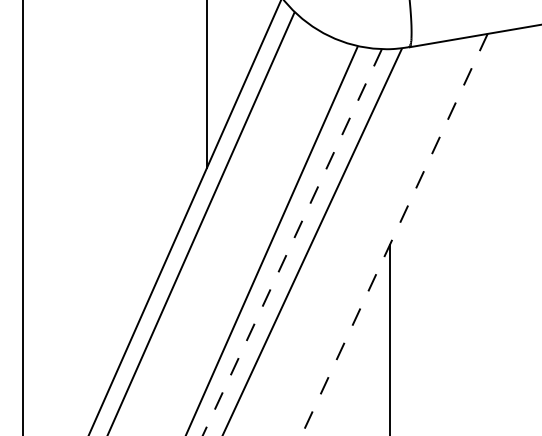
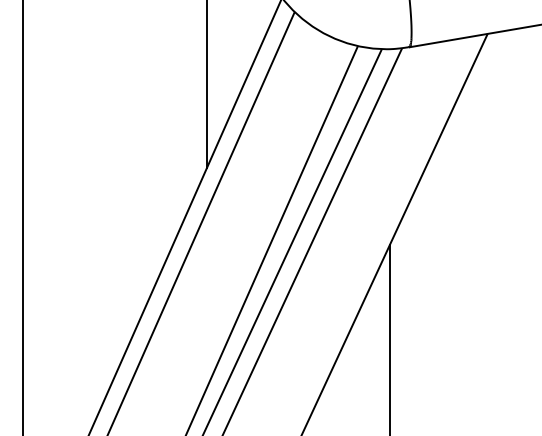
line: dashed -> solid (394, 235)
line: dashed -> solid (292, 242)
